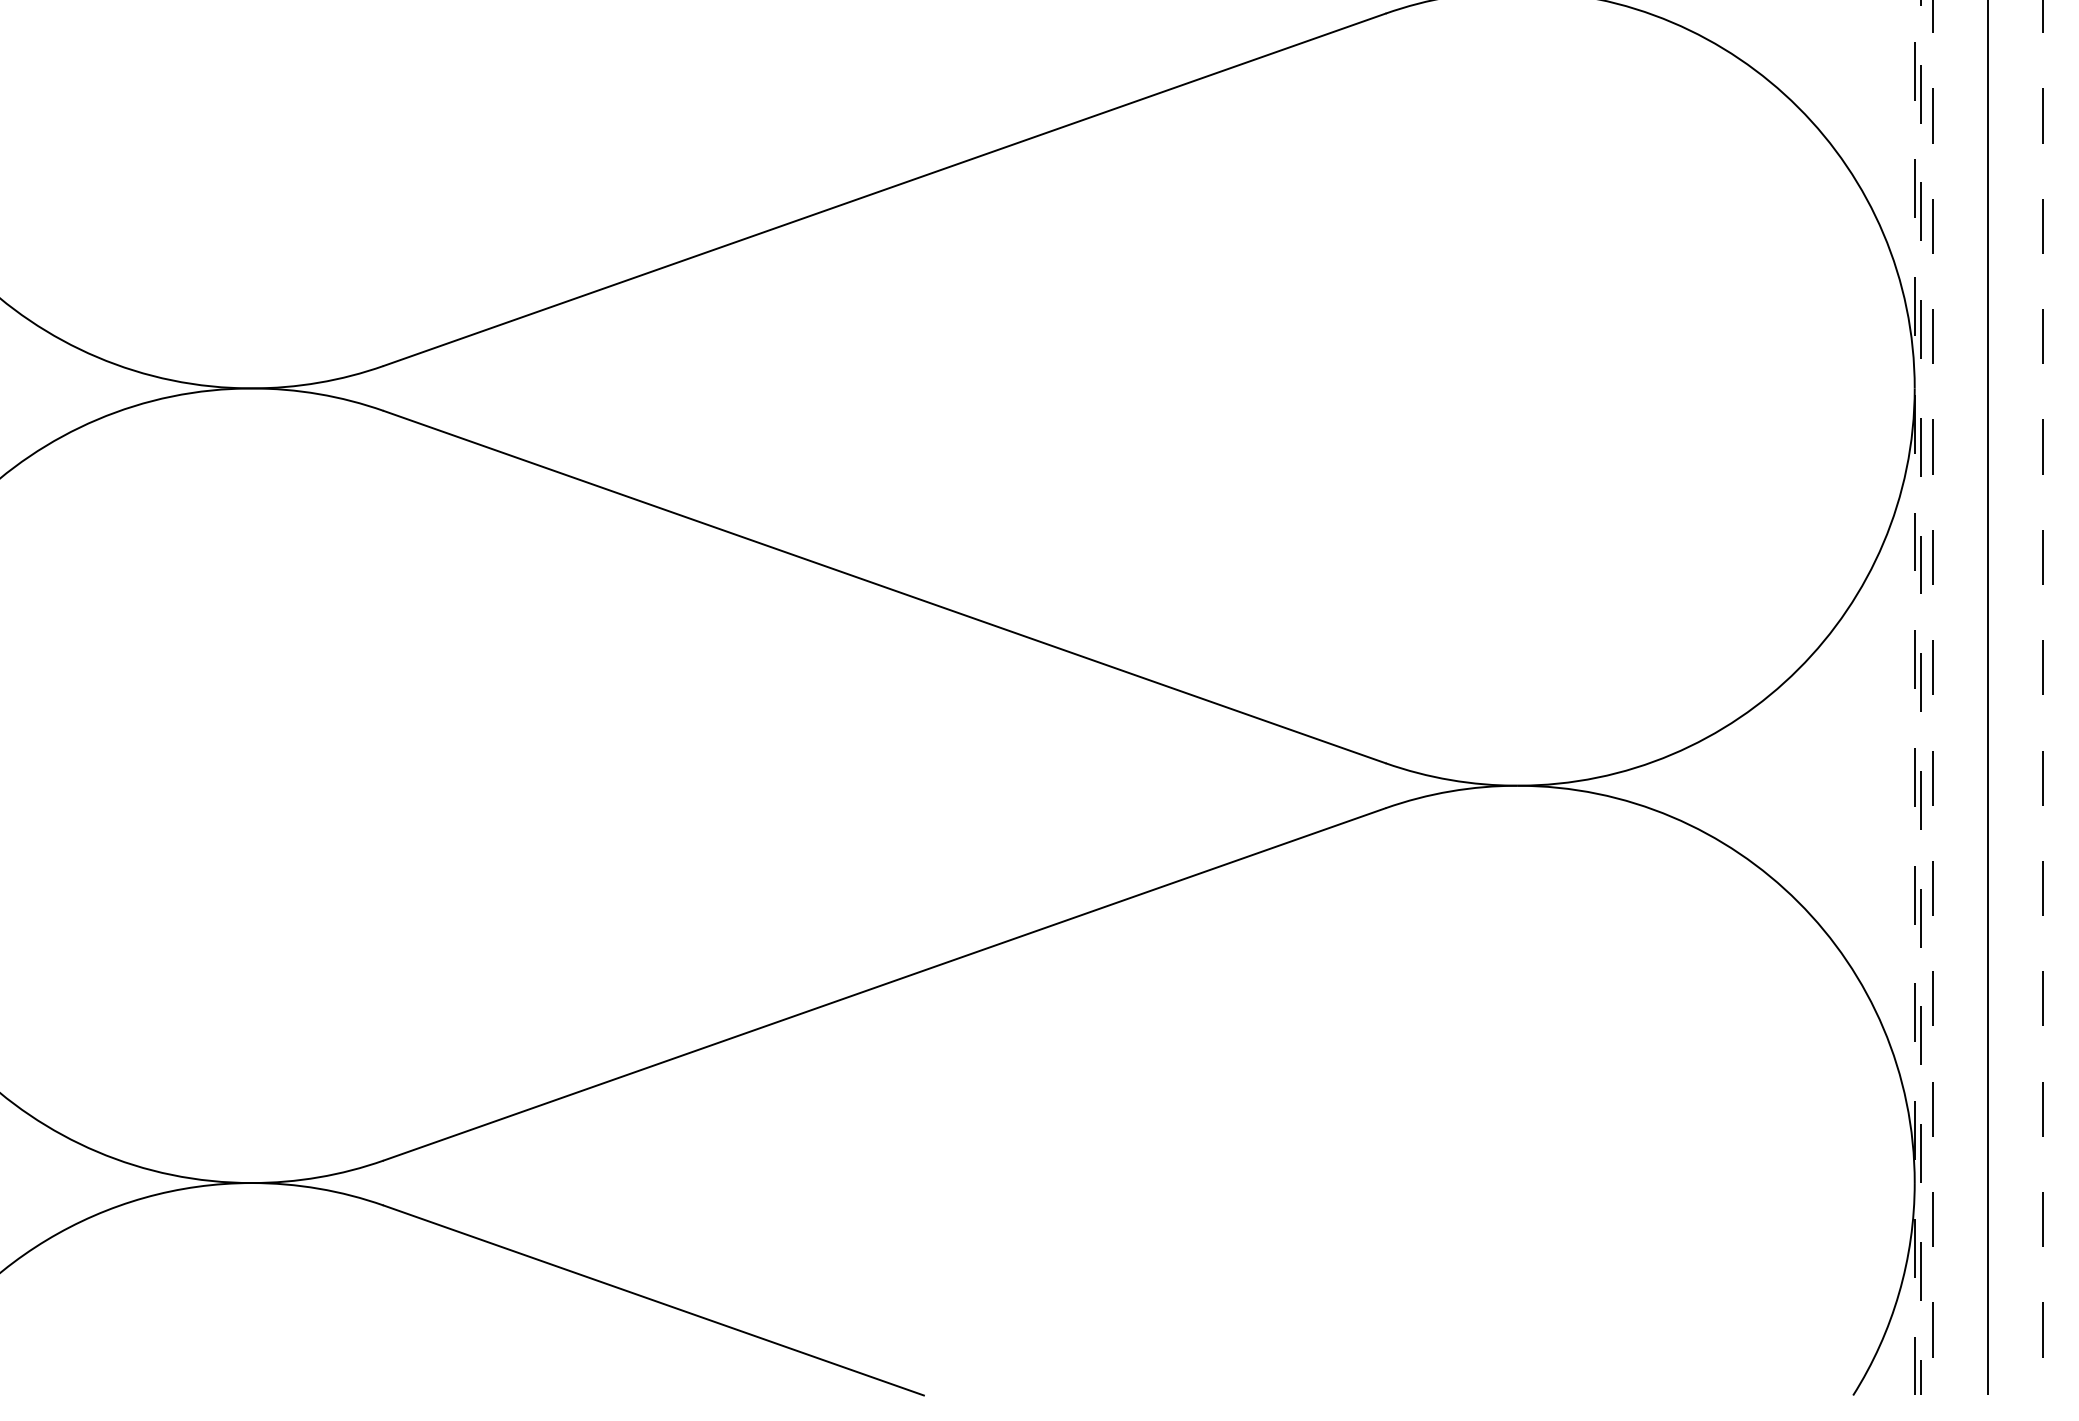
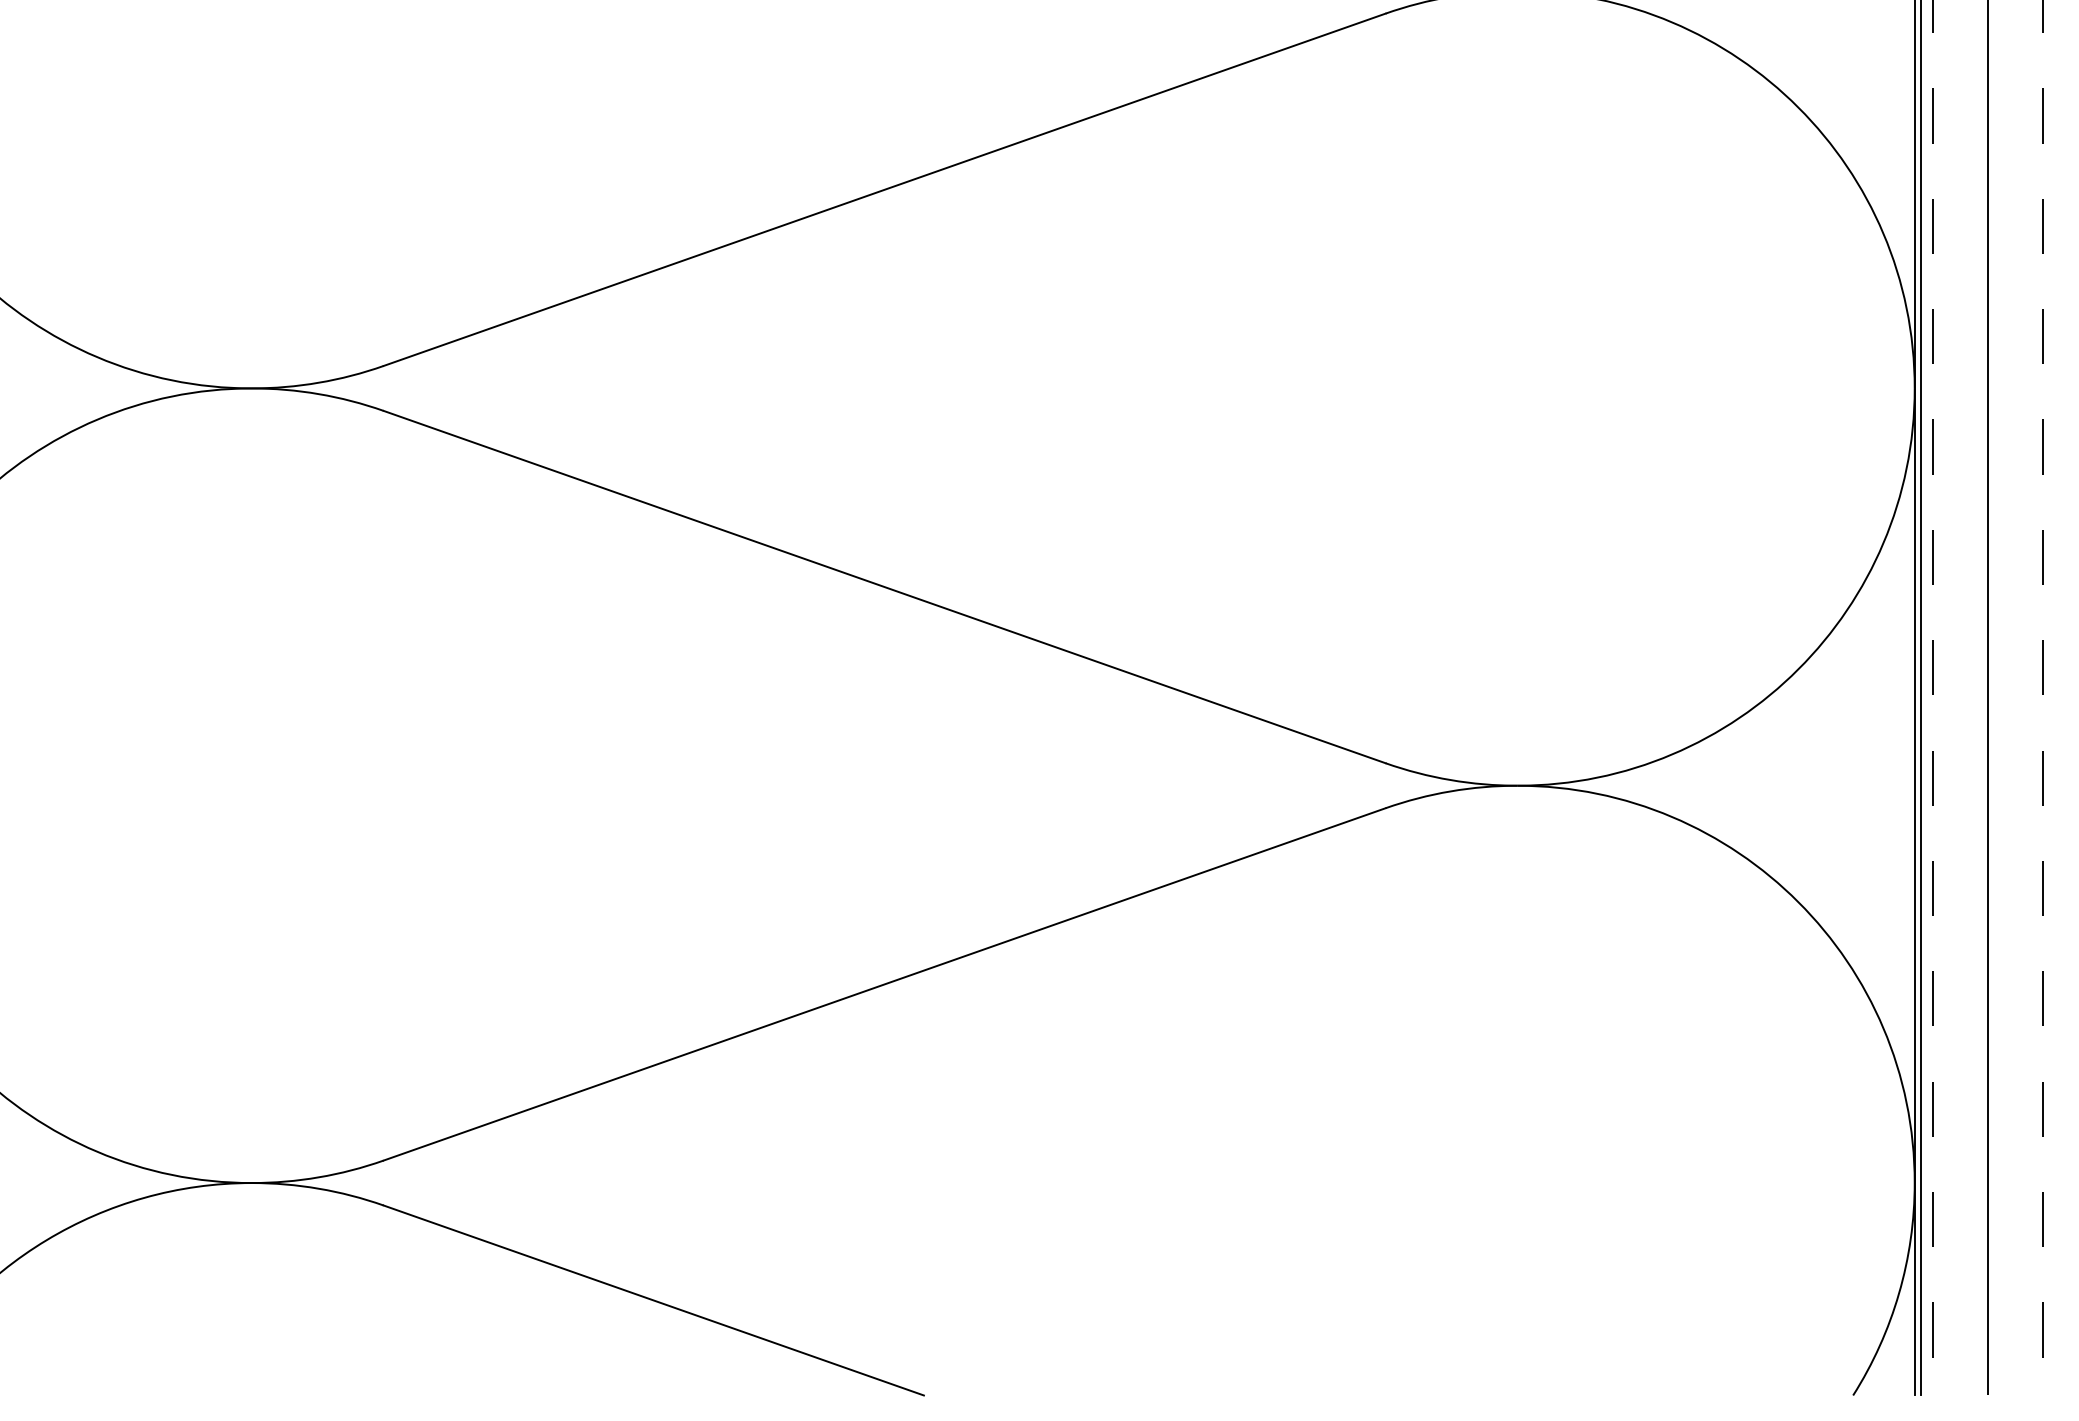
line: dashed -> solid (1914, 697)
line: dashed -> solid (1920, 697)
